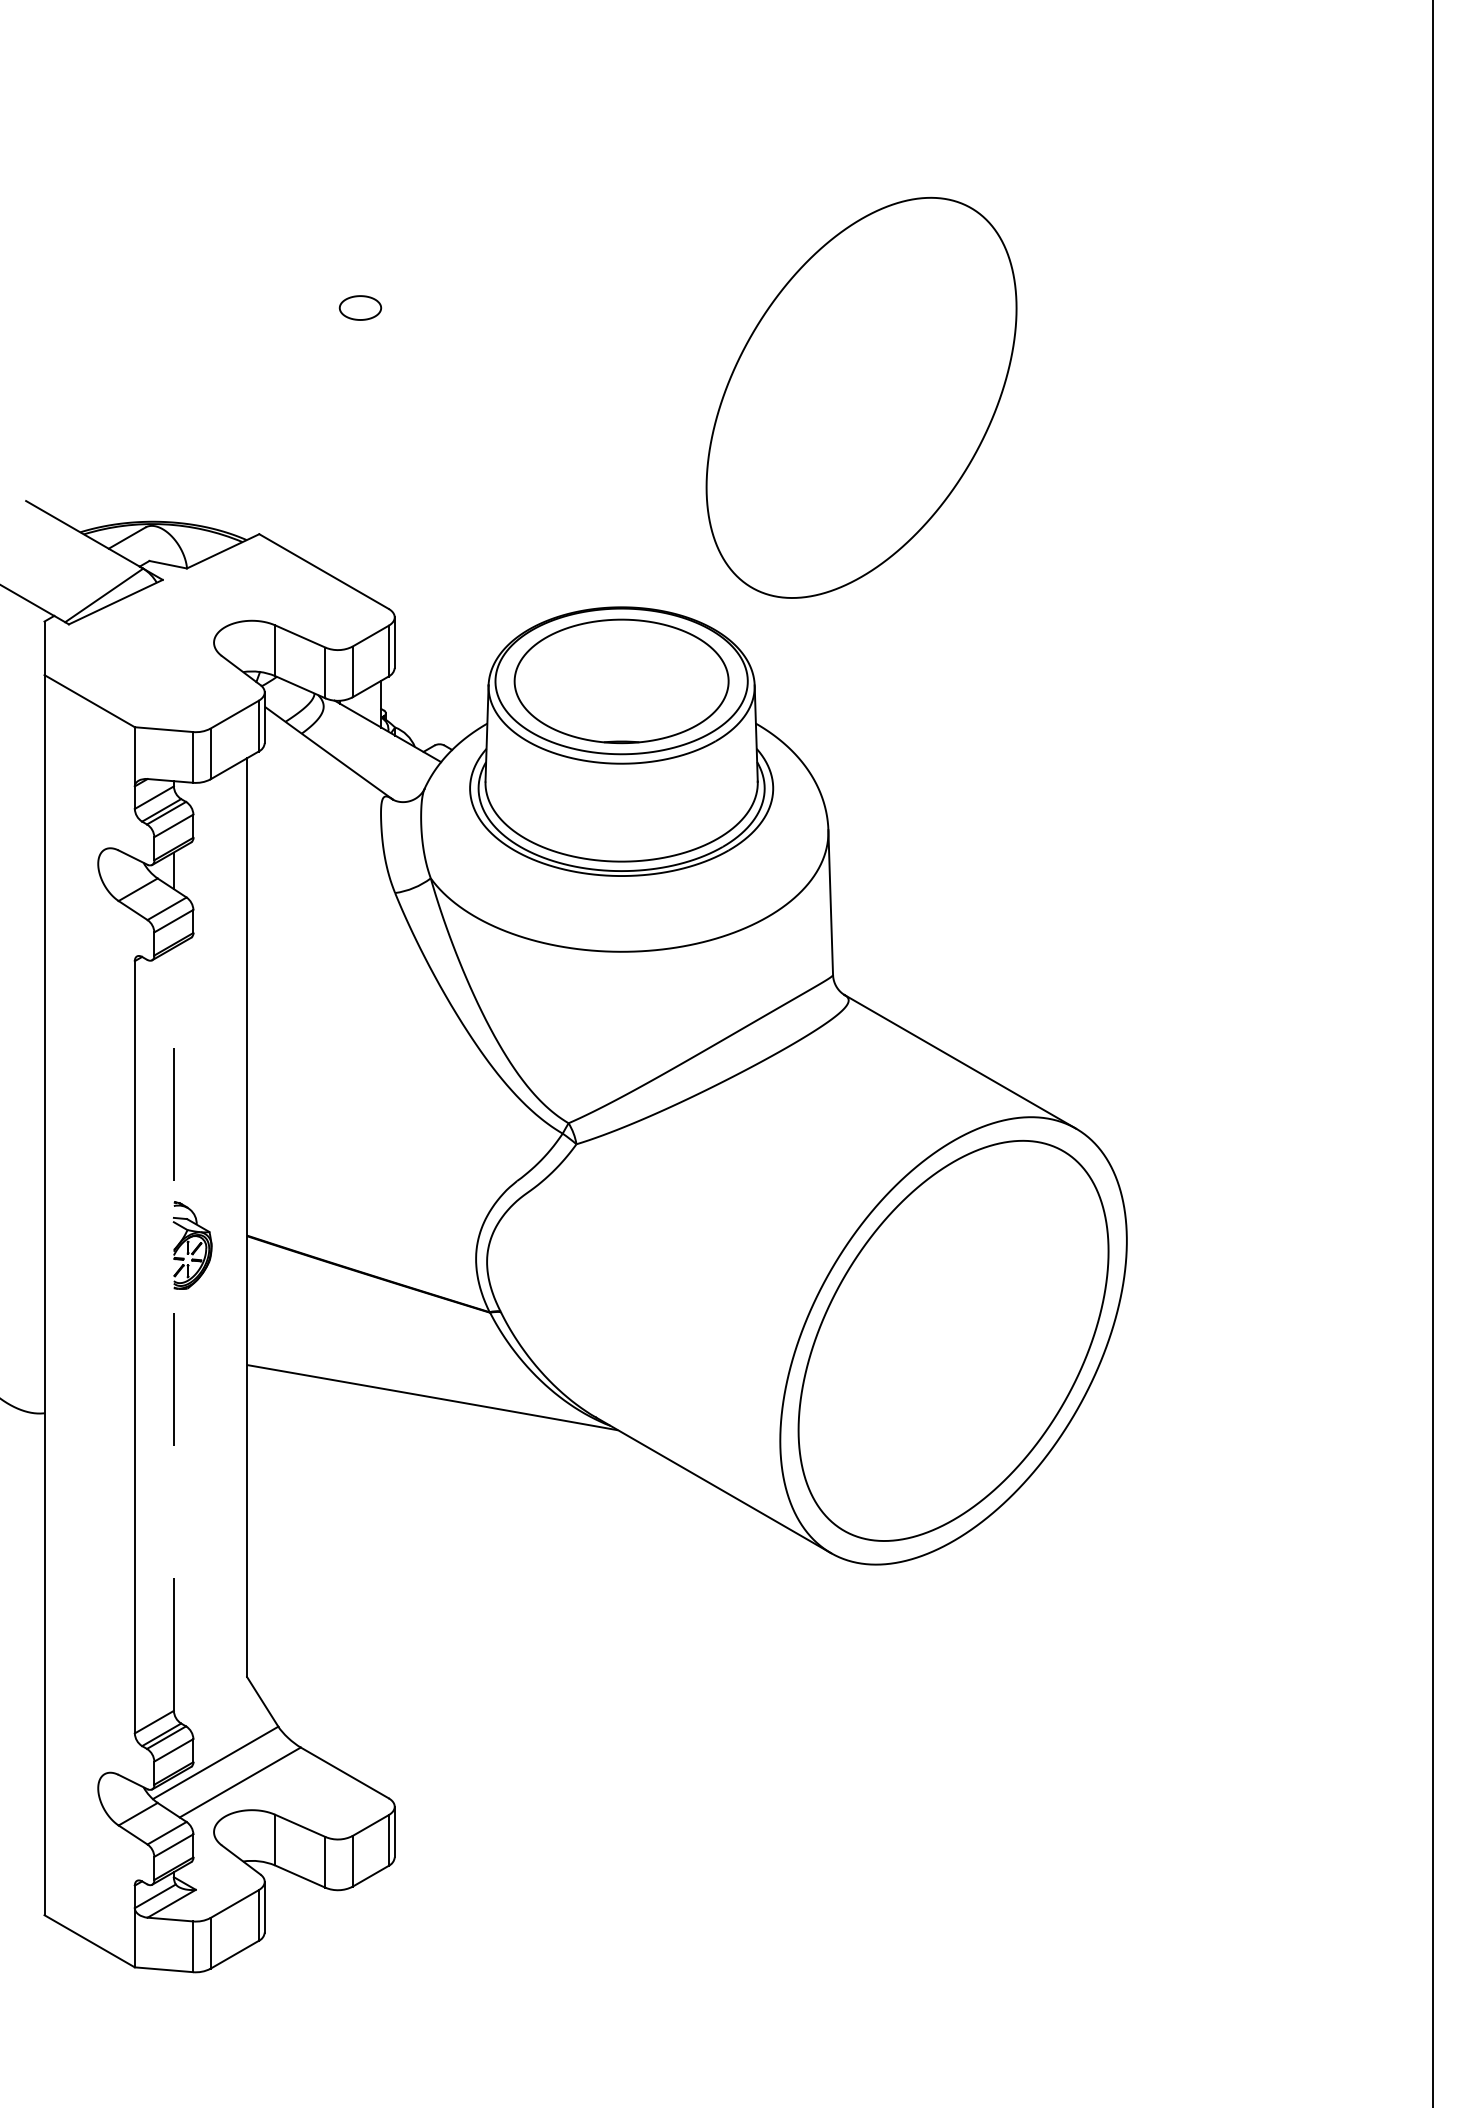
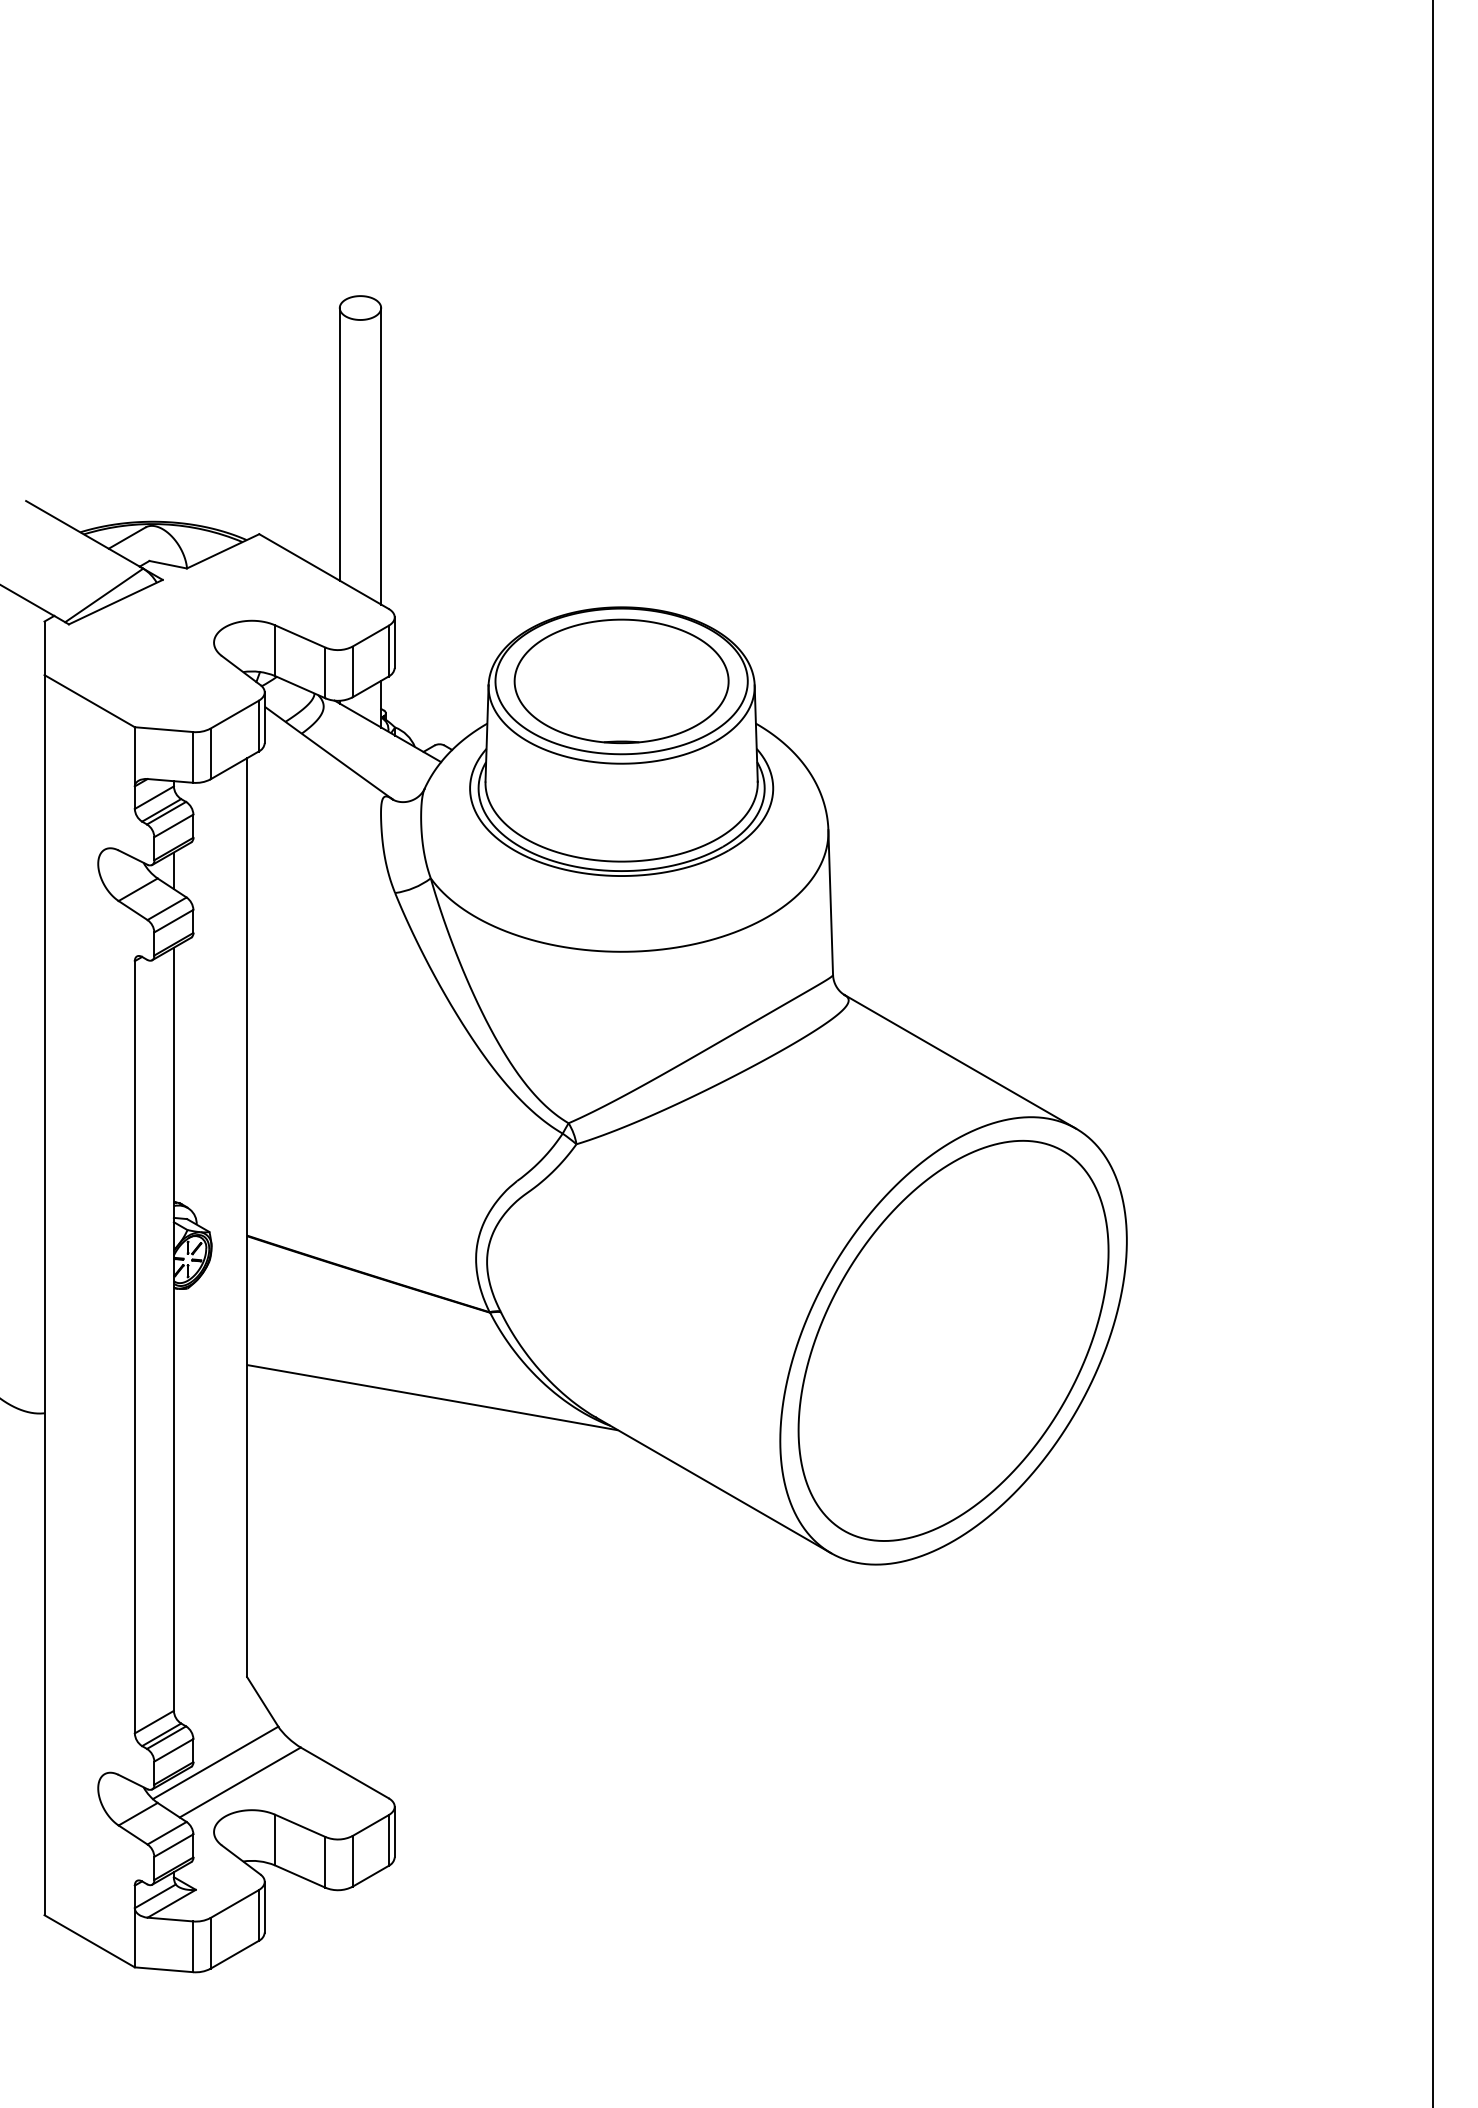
part: present -> none (861, 397)
line: none -> present (339, 444)
line: none -> present (381, 456)
line: dashed -> solid (173, 1329)
